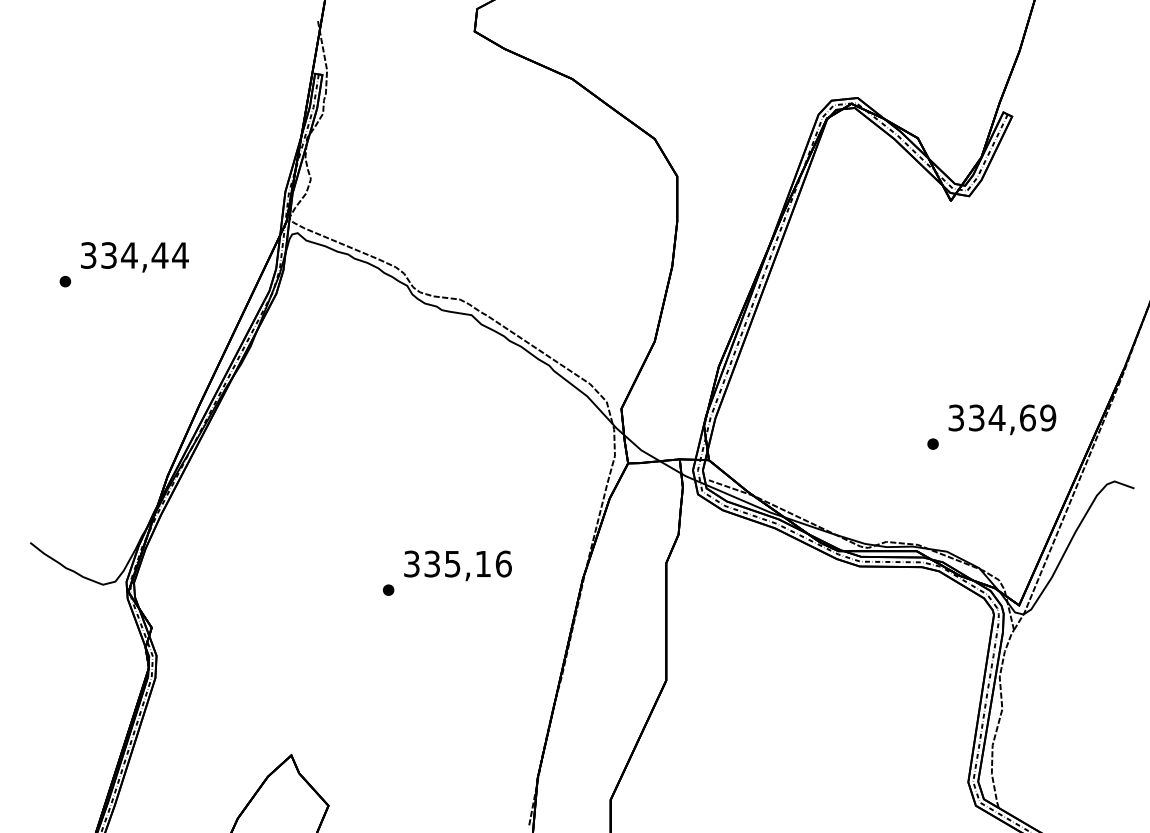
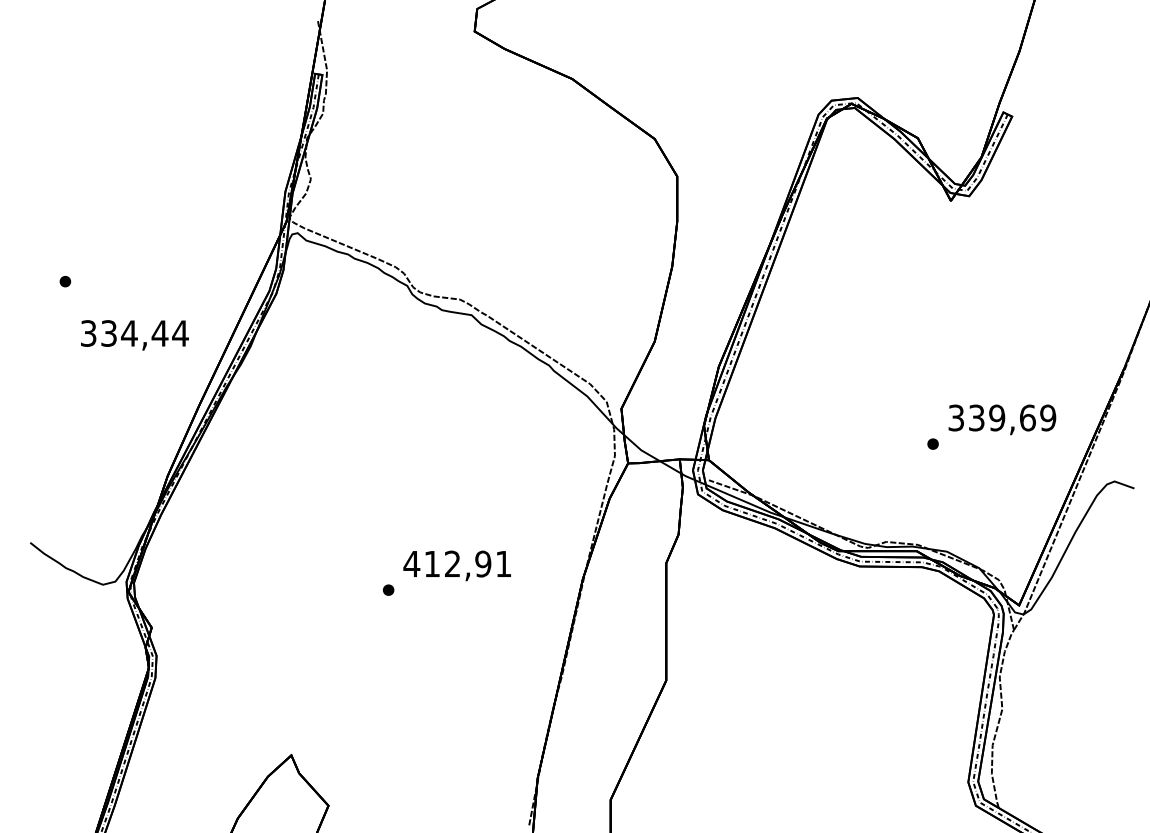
text position: (134, 257) -> (134, 335) (134, 335)
text: 334,69 -> 339,69 (996, 417)
text: 335,16 -> 412,91 (457, 563)
